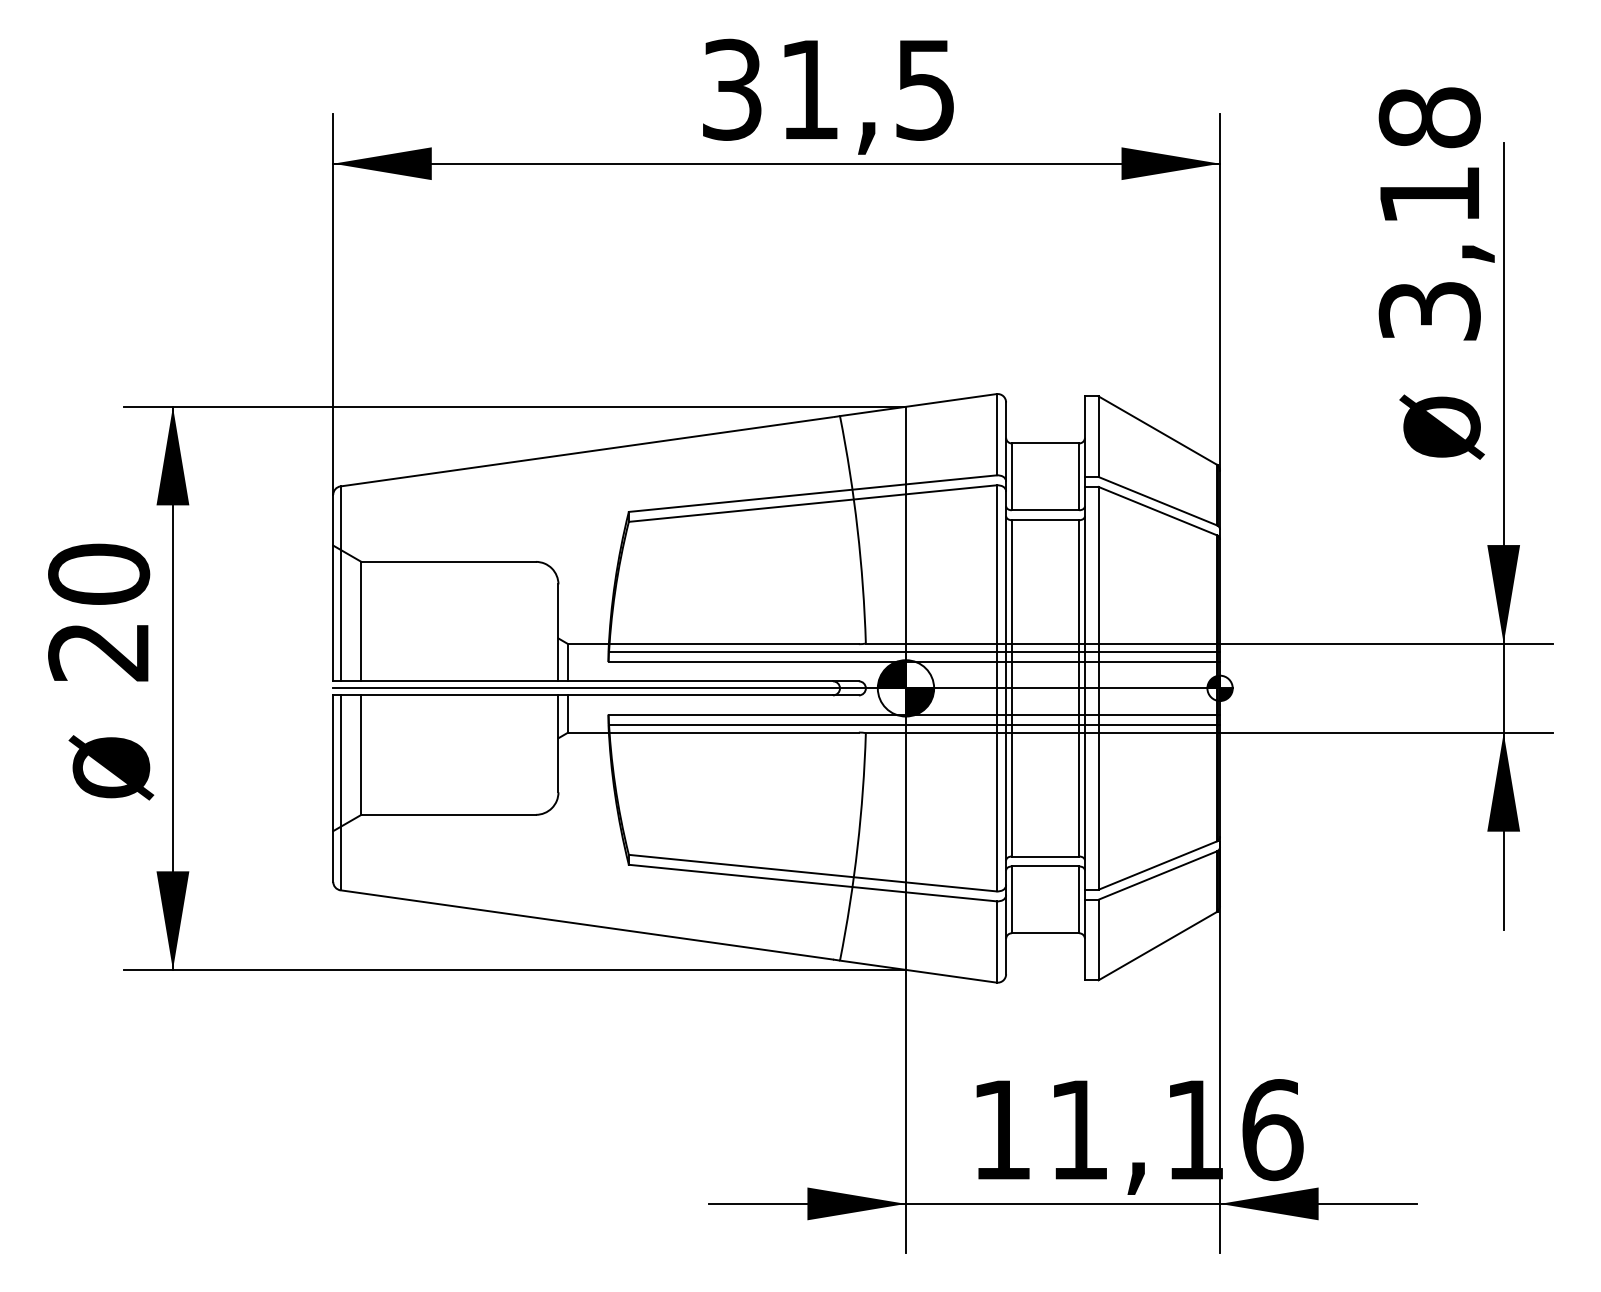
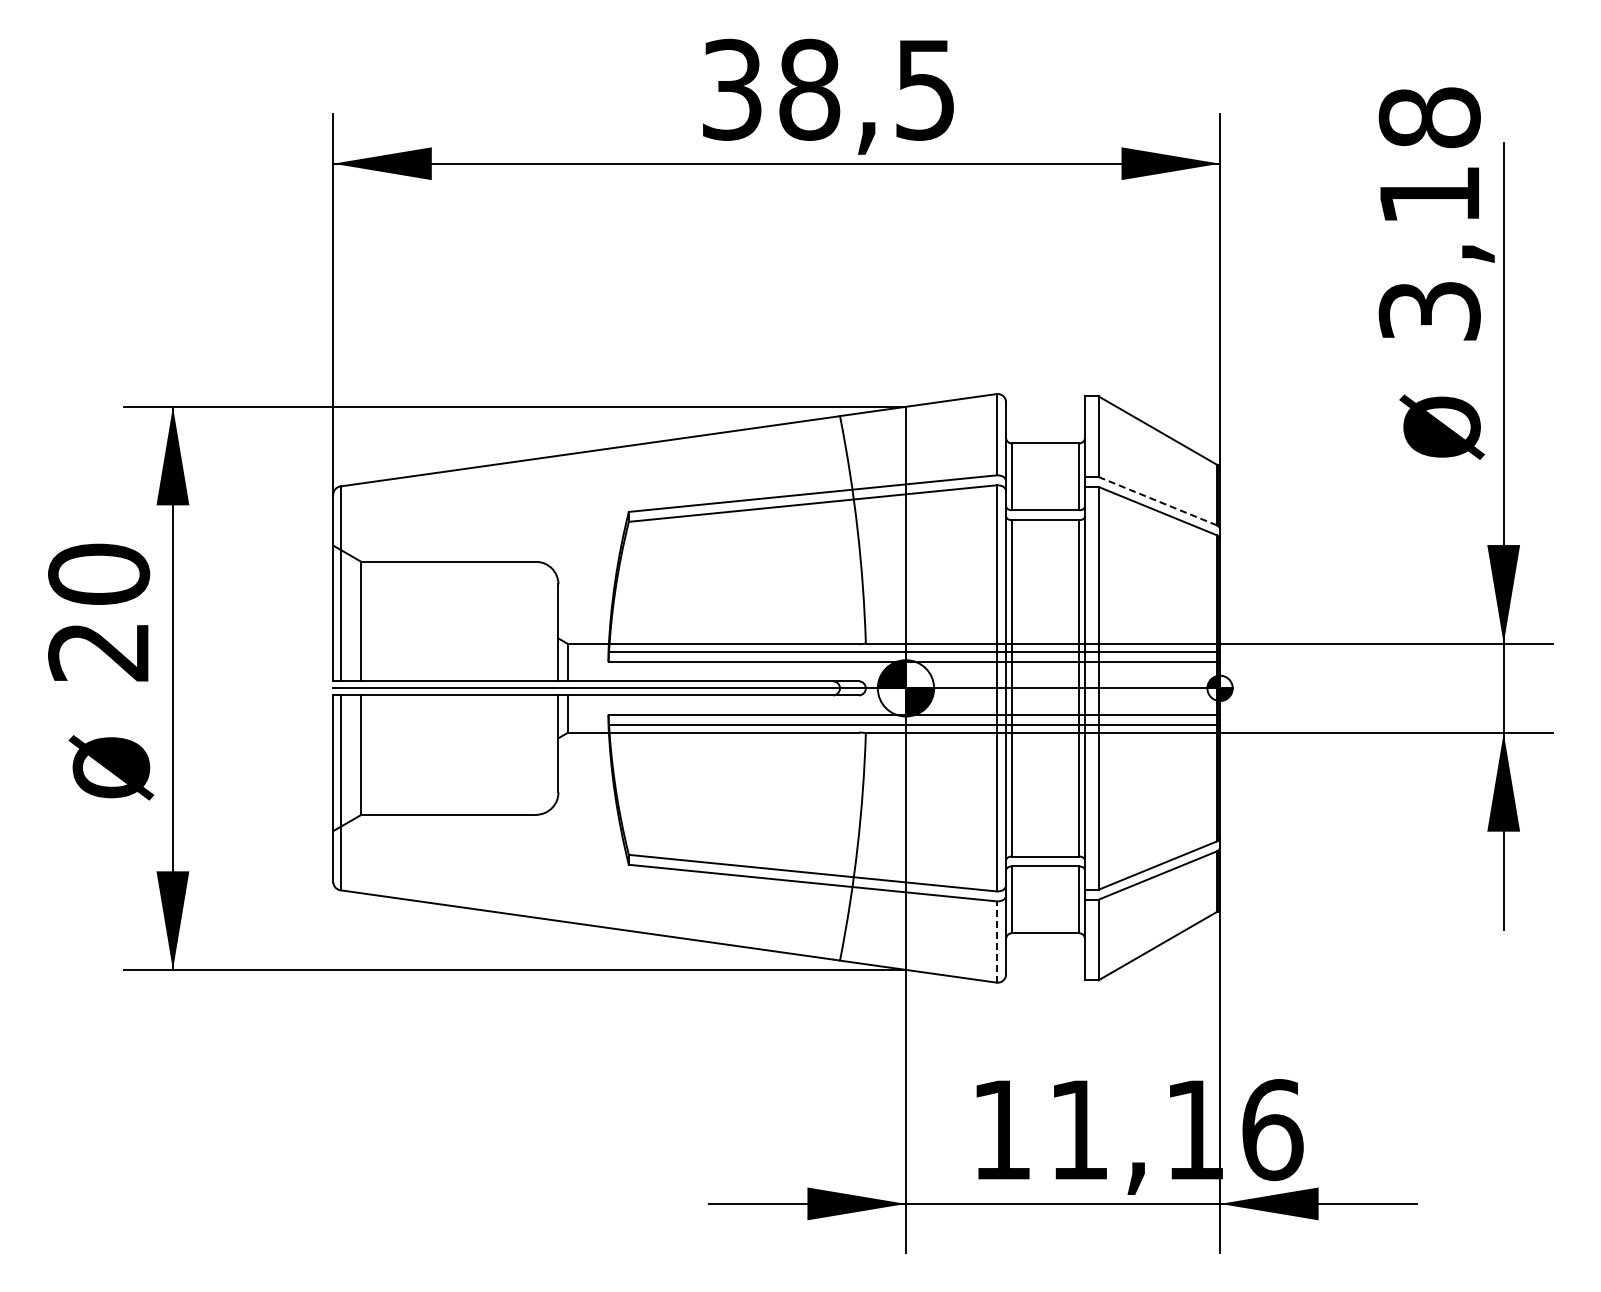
text: 31,5 -> 38,5 (809, 89)
line: solid -> dashed (1157, 501)
line: solid -> dashed (996, 941)
